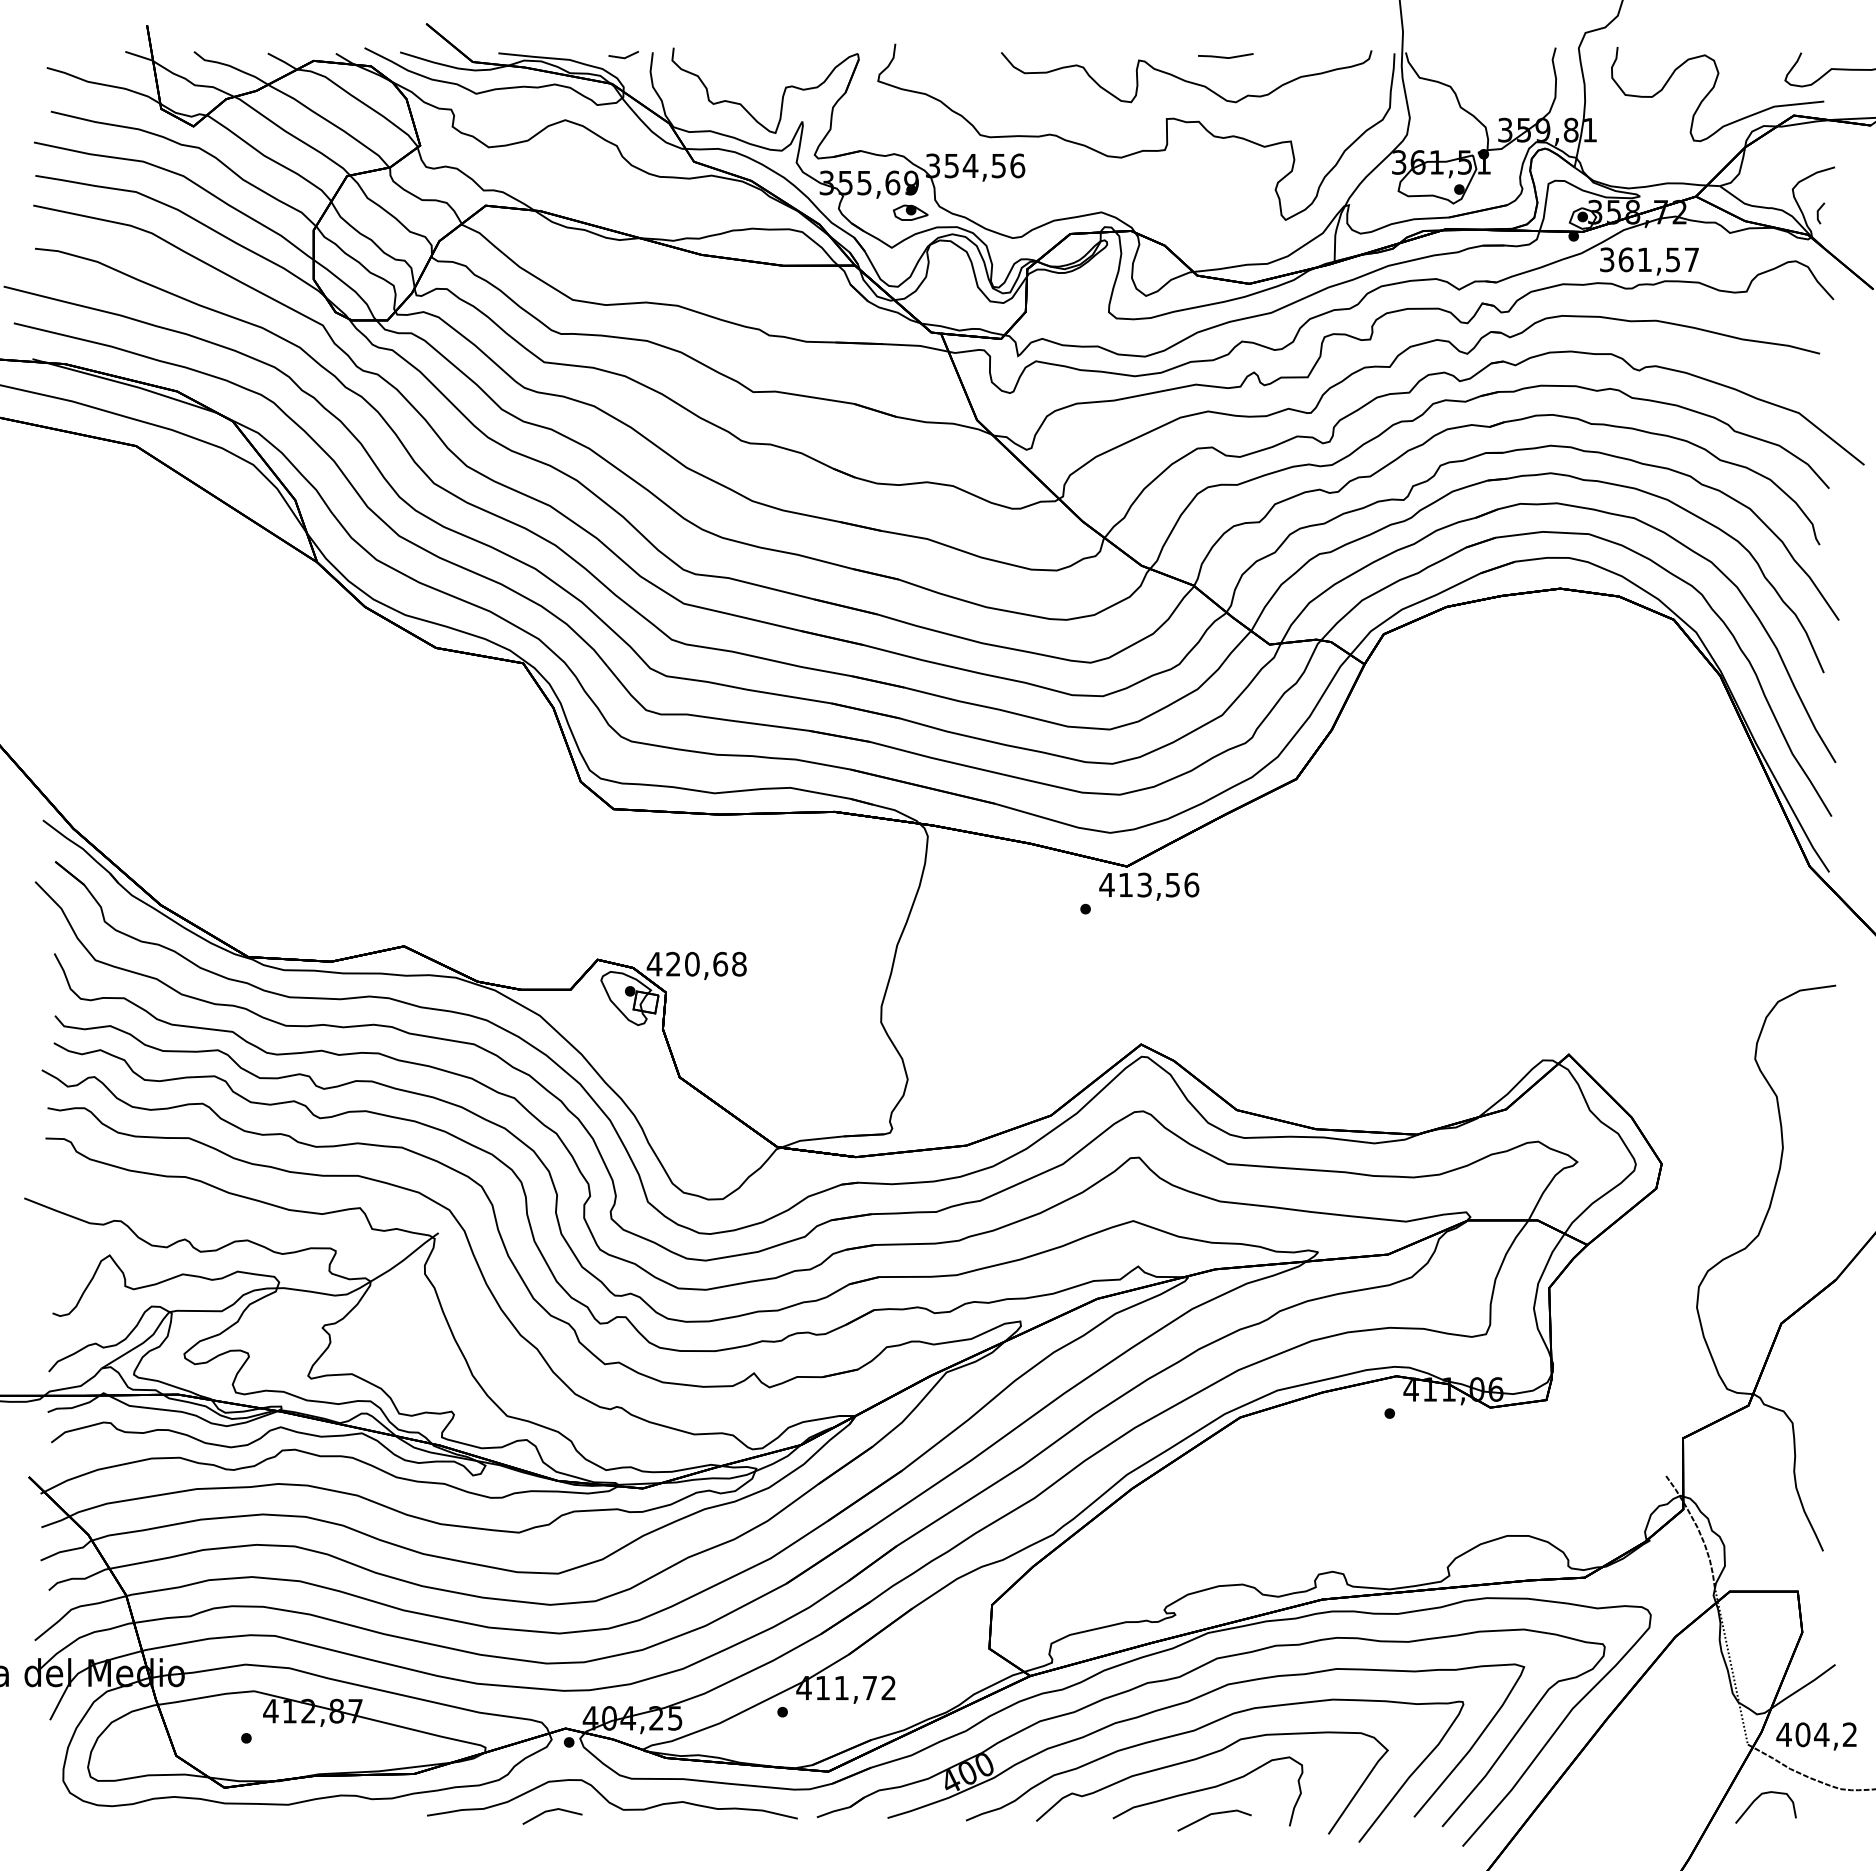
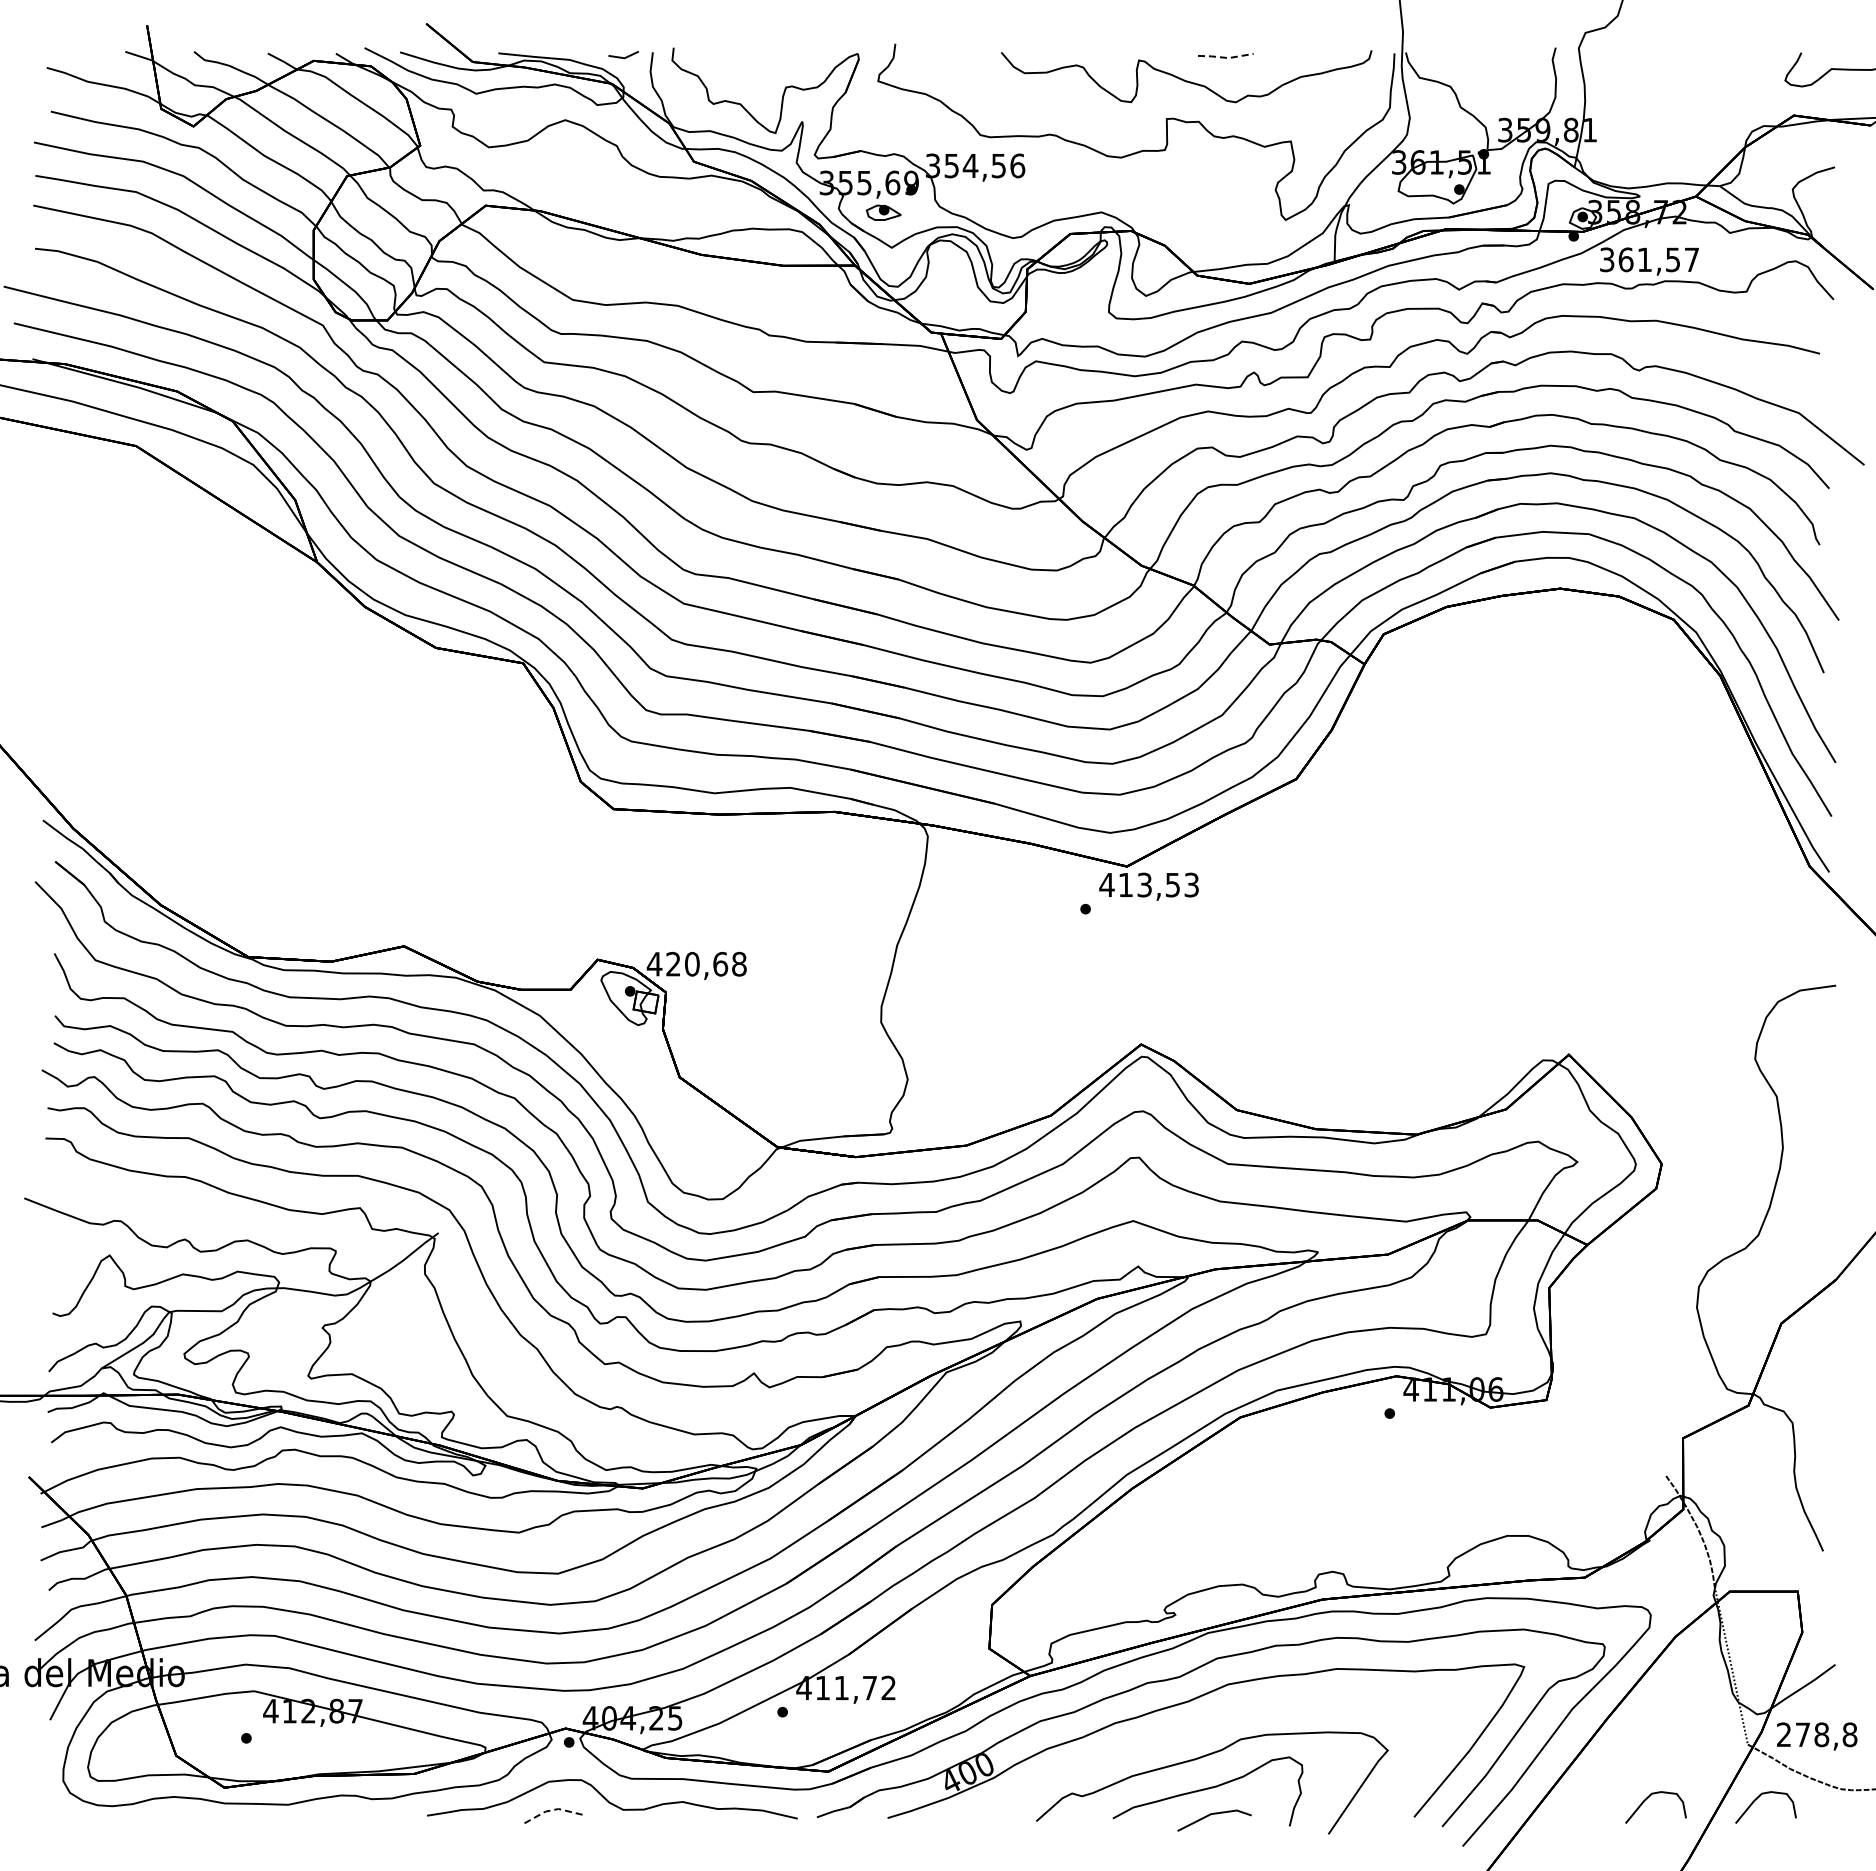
line: solid -> dashed (1225, 57)
curve: present -> none (1713, 89)
part position: (910, 212) -> (883, 212) (883, 212)
line: present -> none (1818, 213)
text: 413,56 -> 413,53 (1191, 884)
curve: present -> none (1197, 1730)
text: 404,2 -> 278,8 (1816, 1734)
curve: none -> present (1647, 1799)
line: solid -> dashed (551, 1810)
